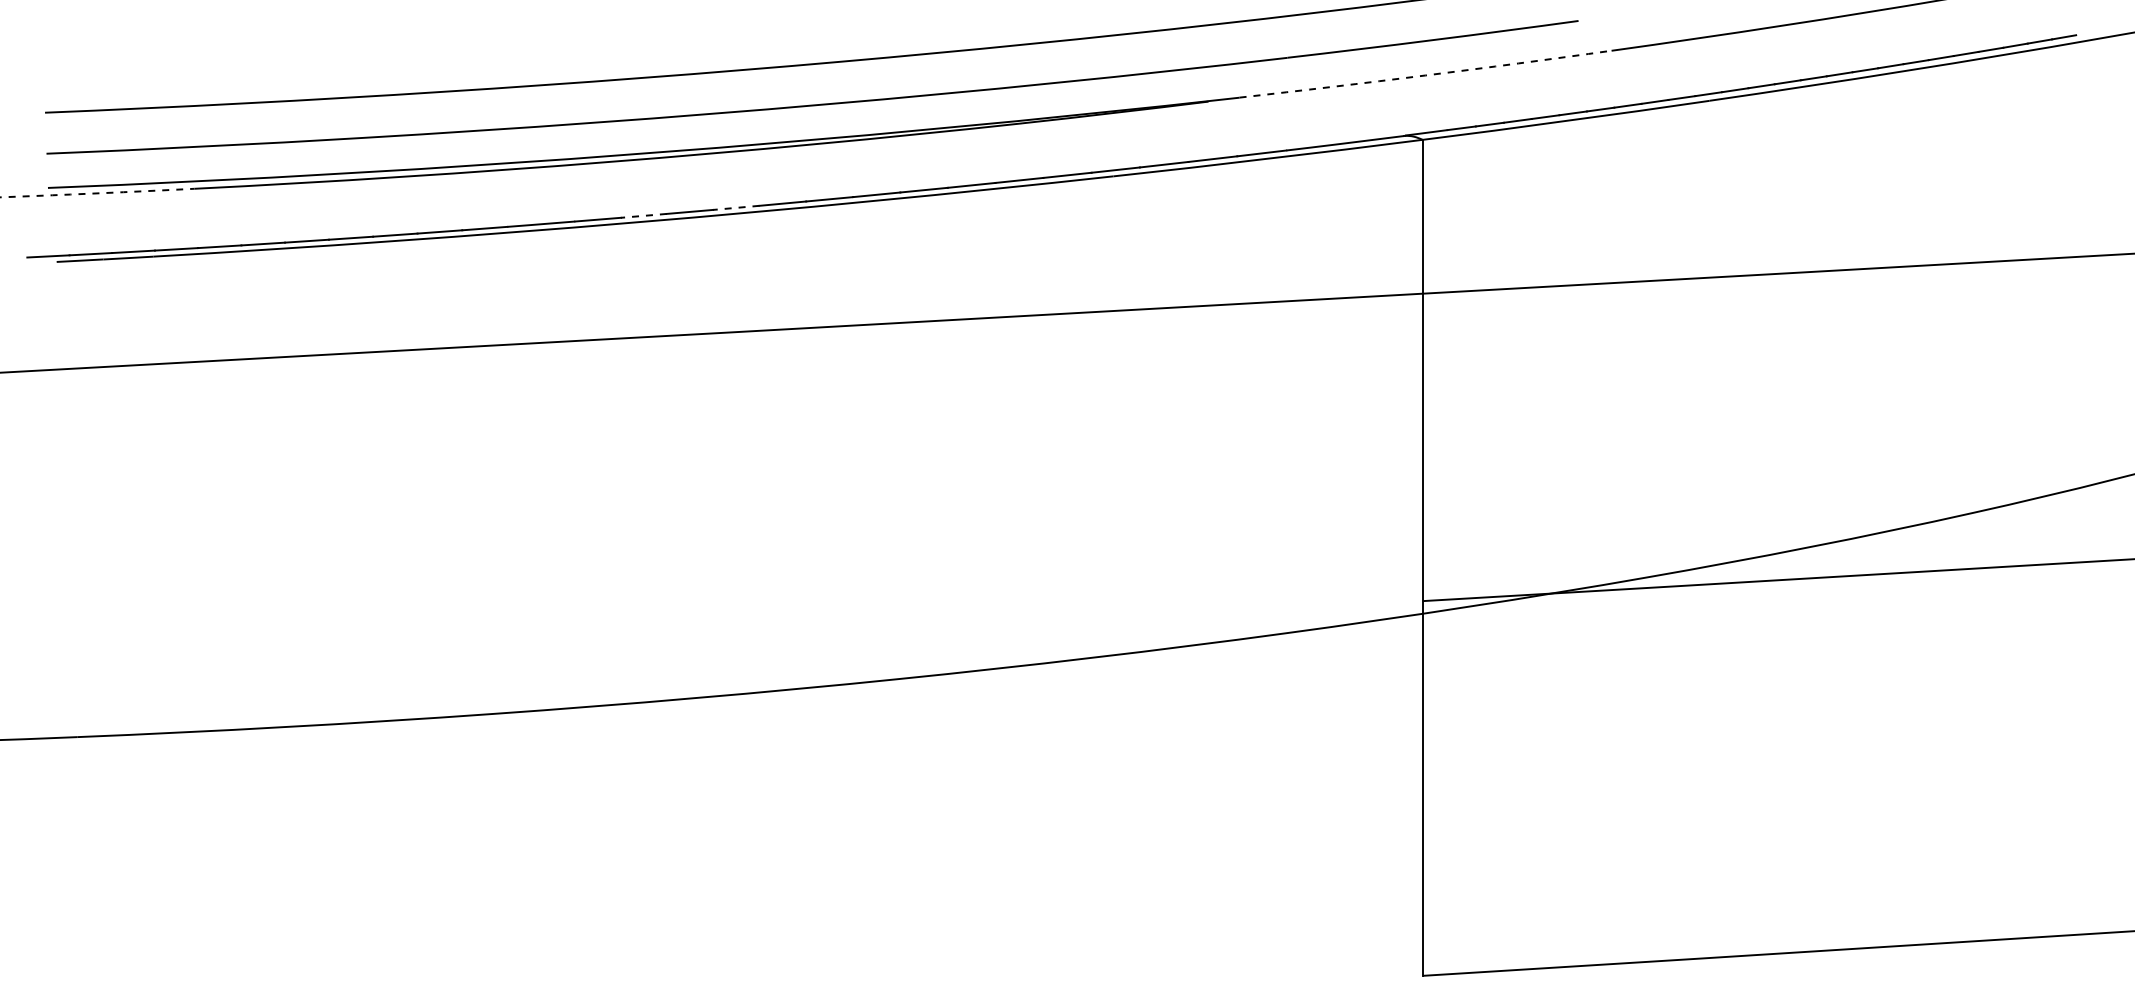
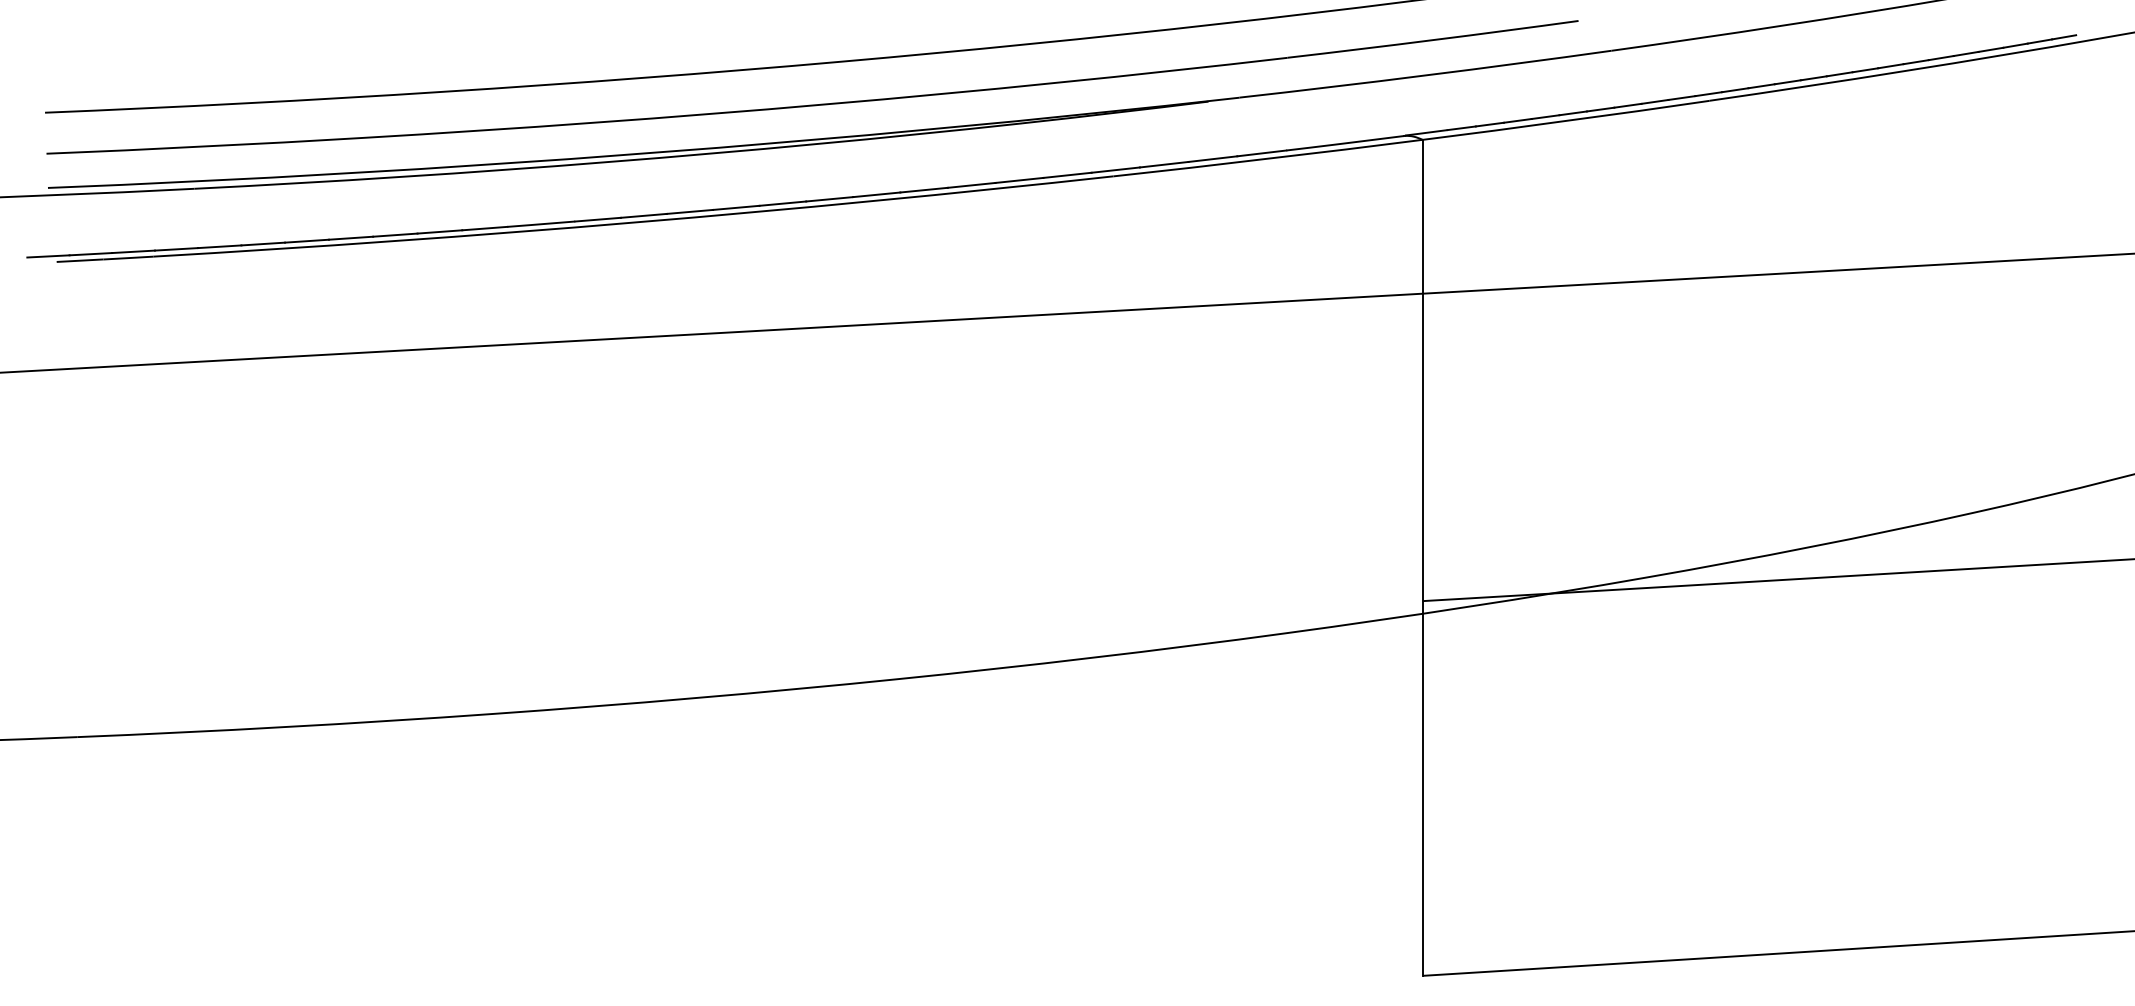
arc: dashed -> solid (1425, 75)
arc: dashed -> solid (97, 193)
line: dashed -> solid (735, 207)
line: dashed -> solid (643, 215)
